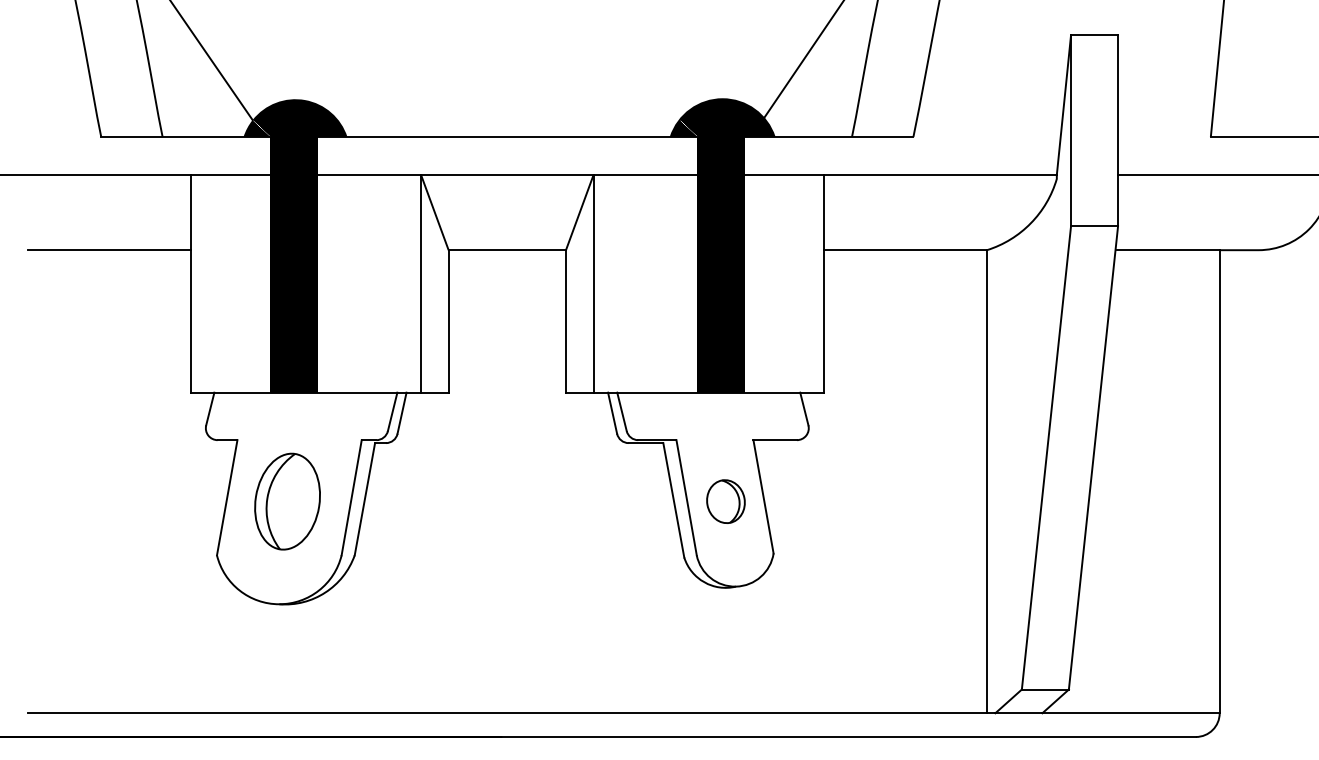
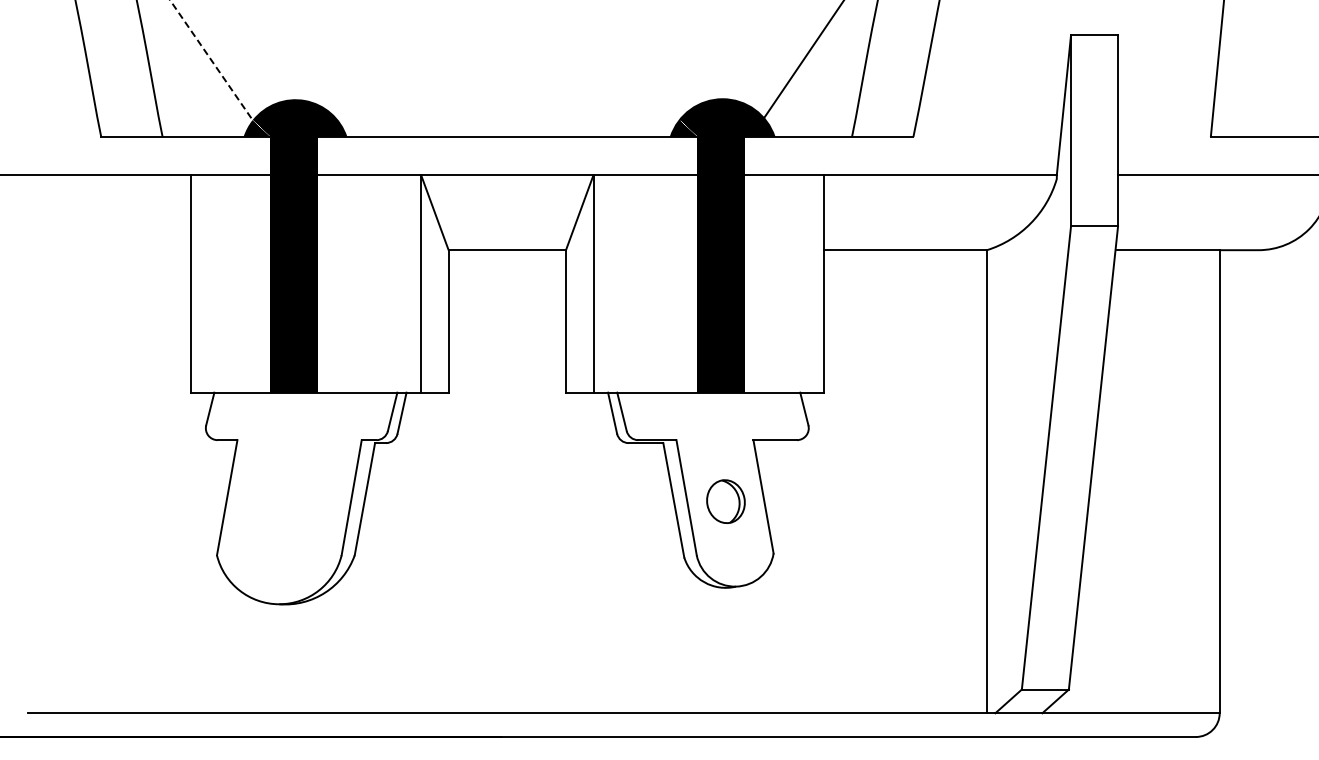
line: solid -> dashed (211, 60)
line: present -> none (108, 250)
part: present -> none (287, 501)
